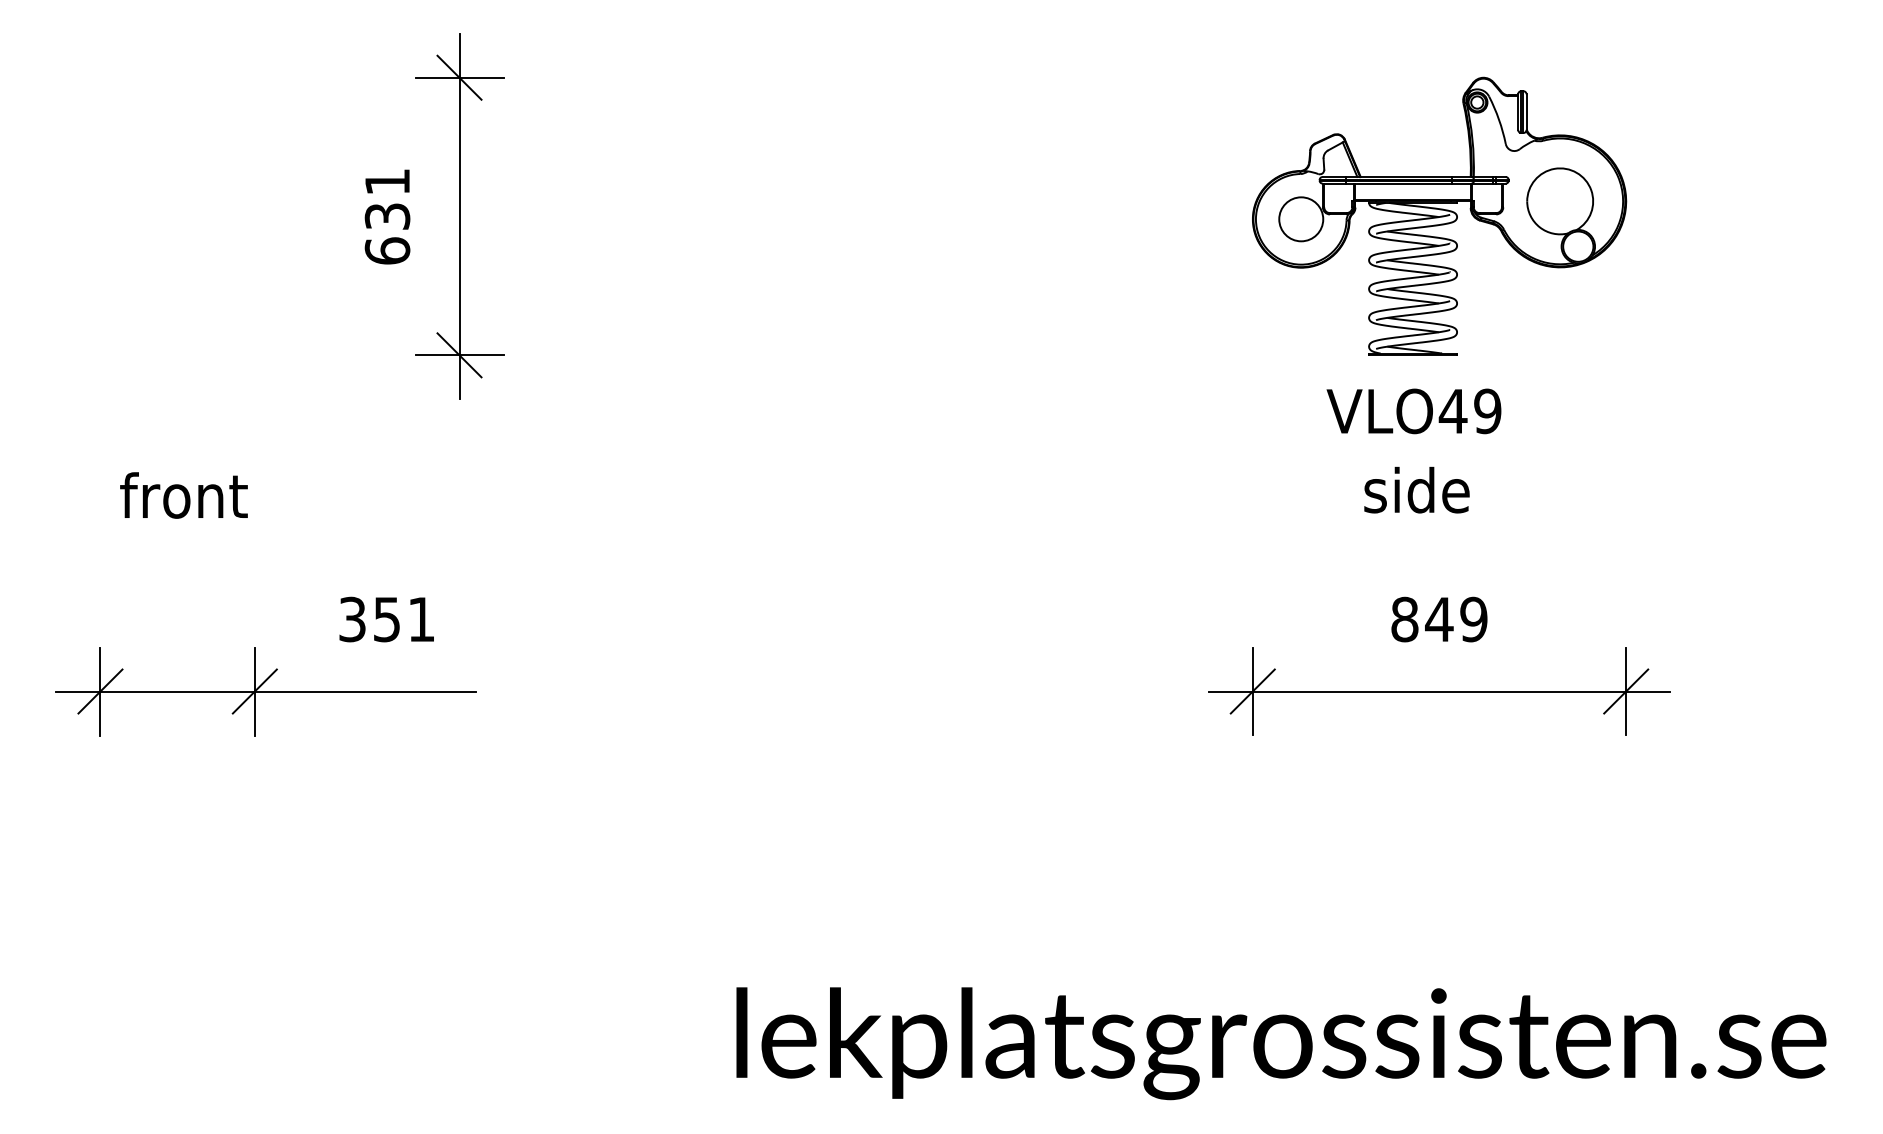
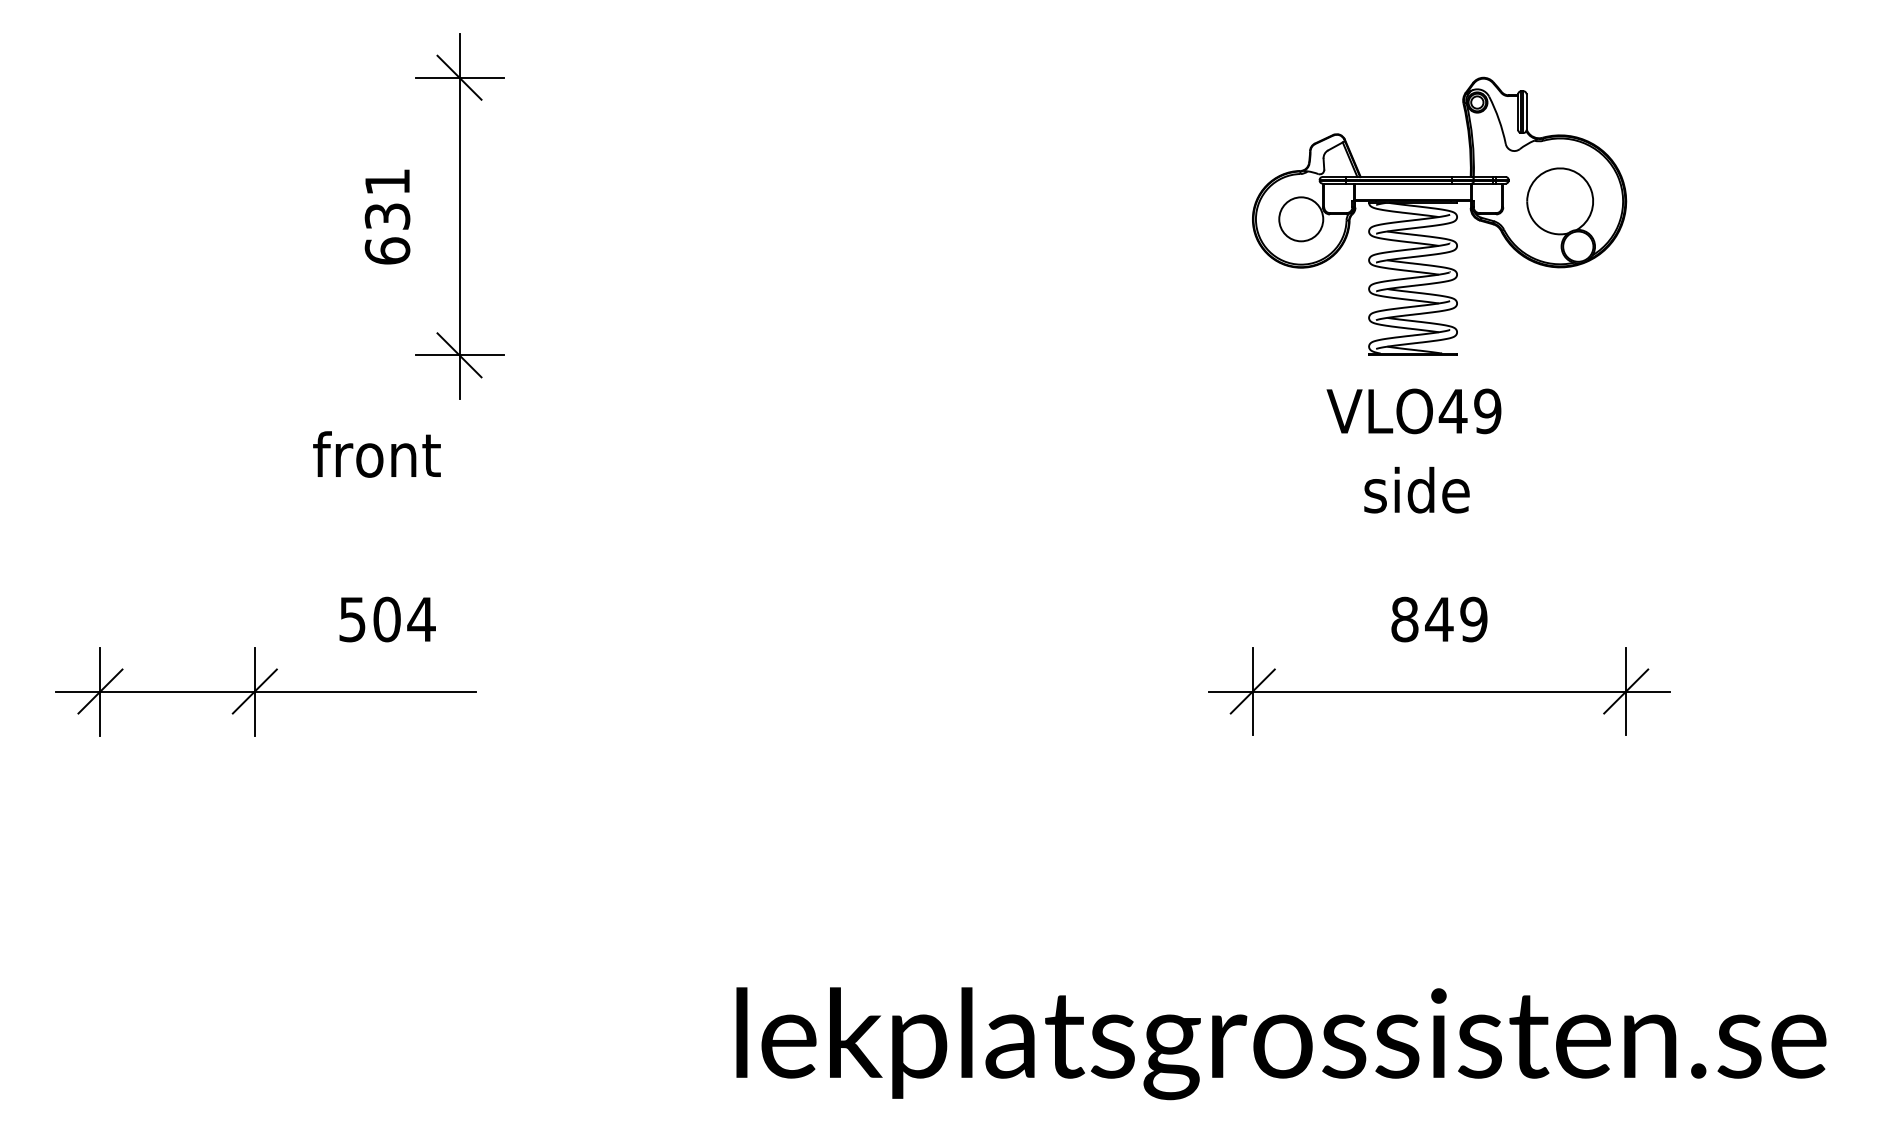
text position: (183, 495) -> (376, 454) (376, 454)
text: 351 -> 504 (387, 619)
